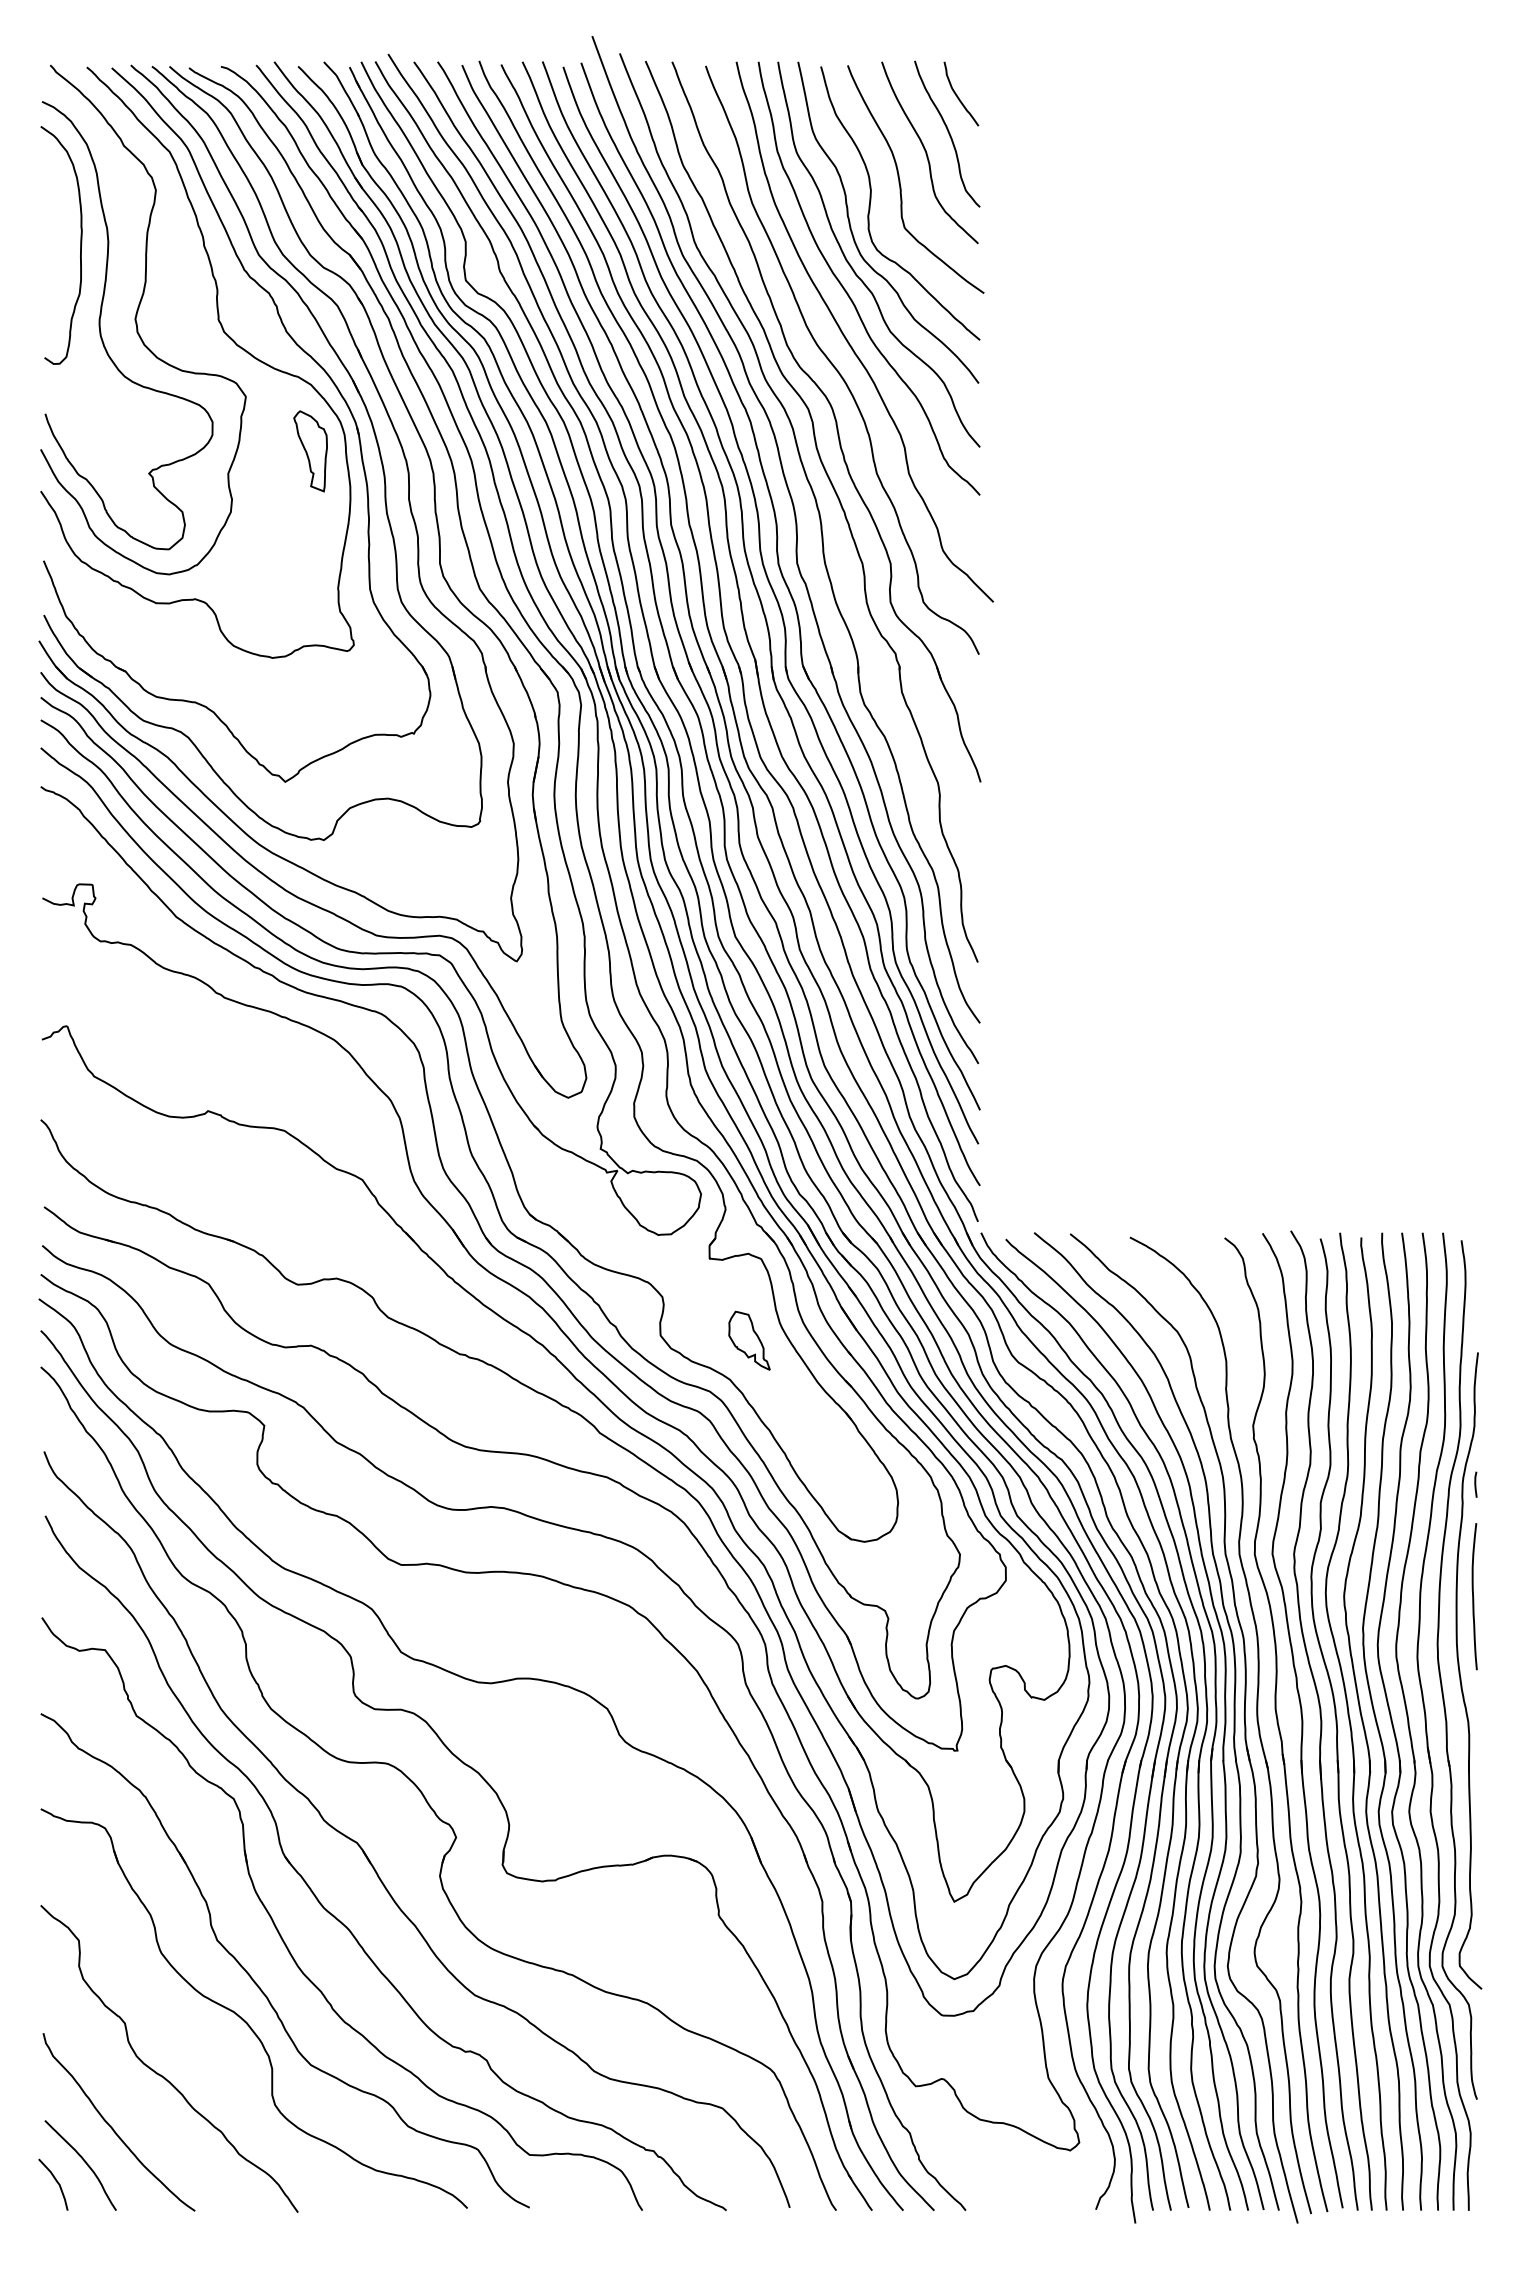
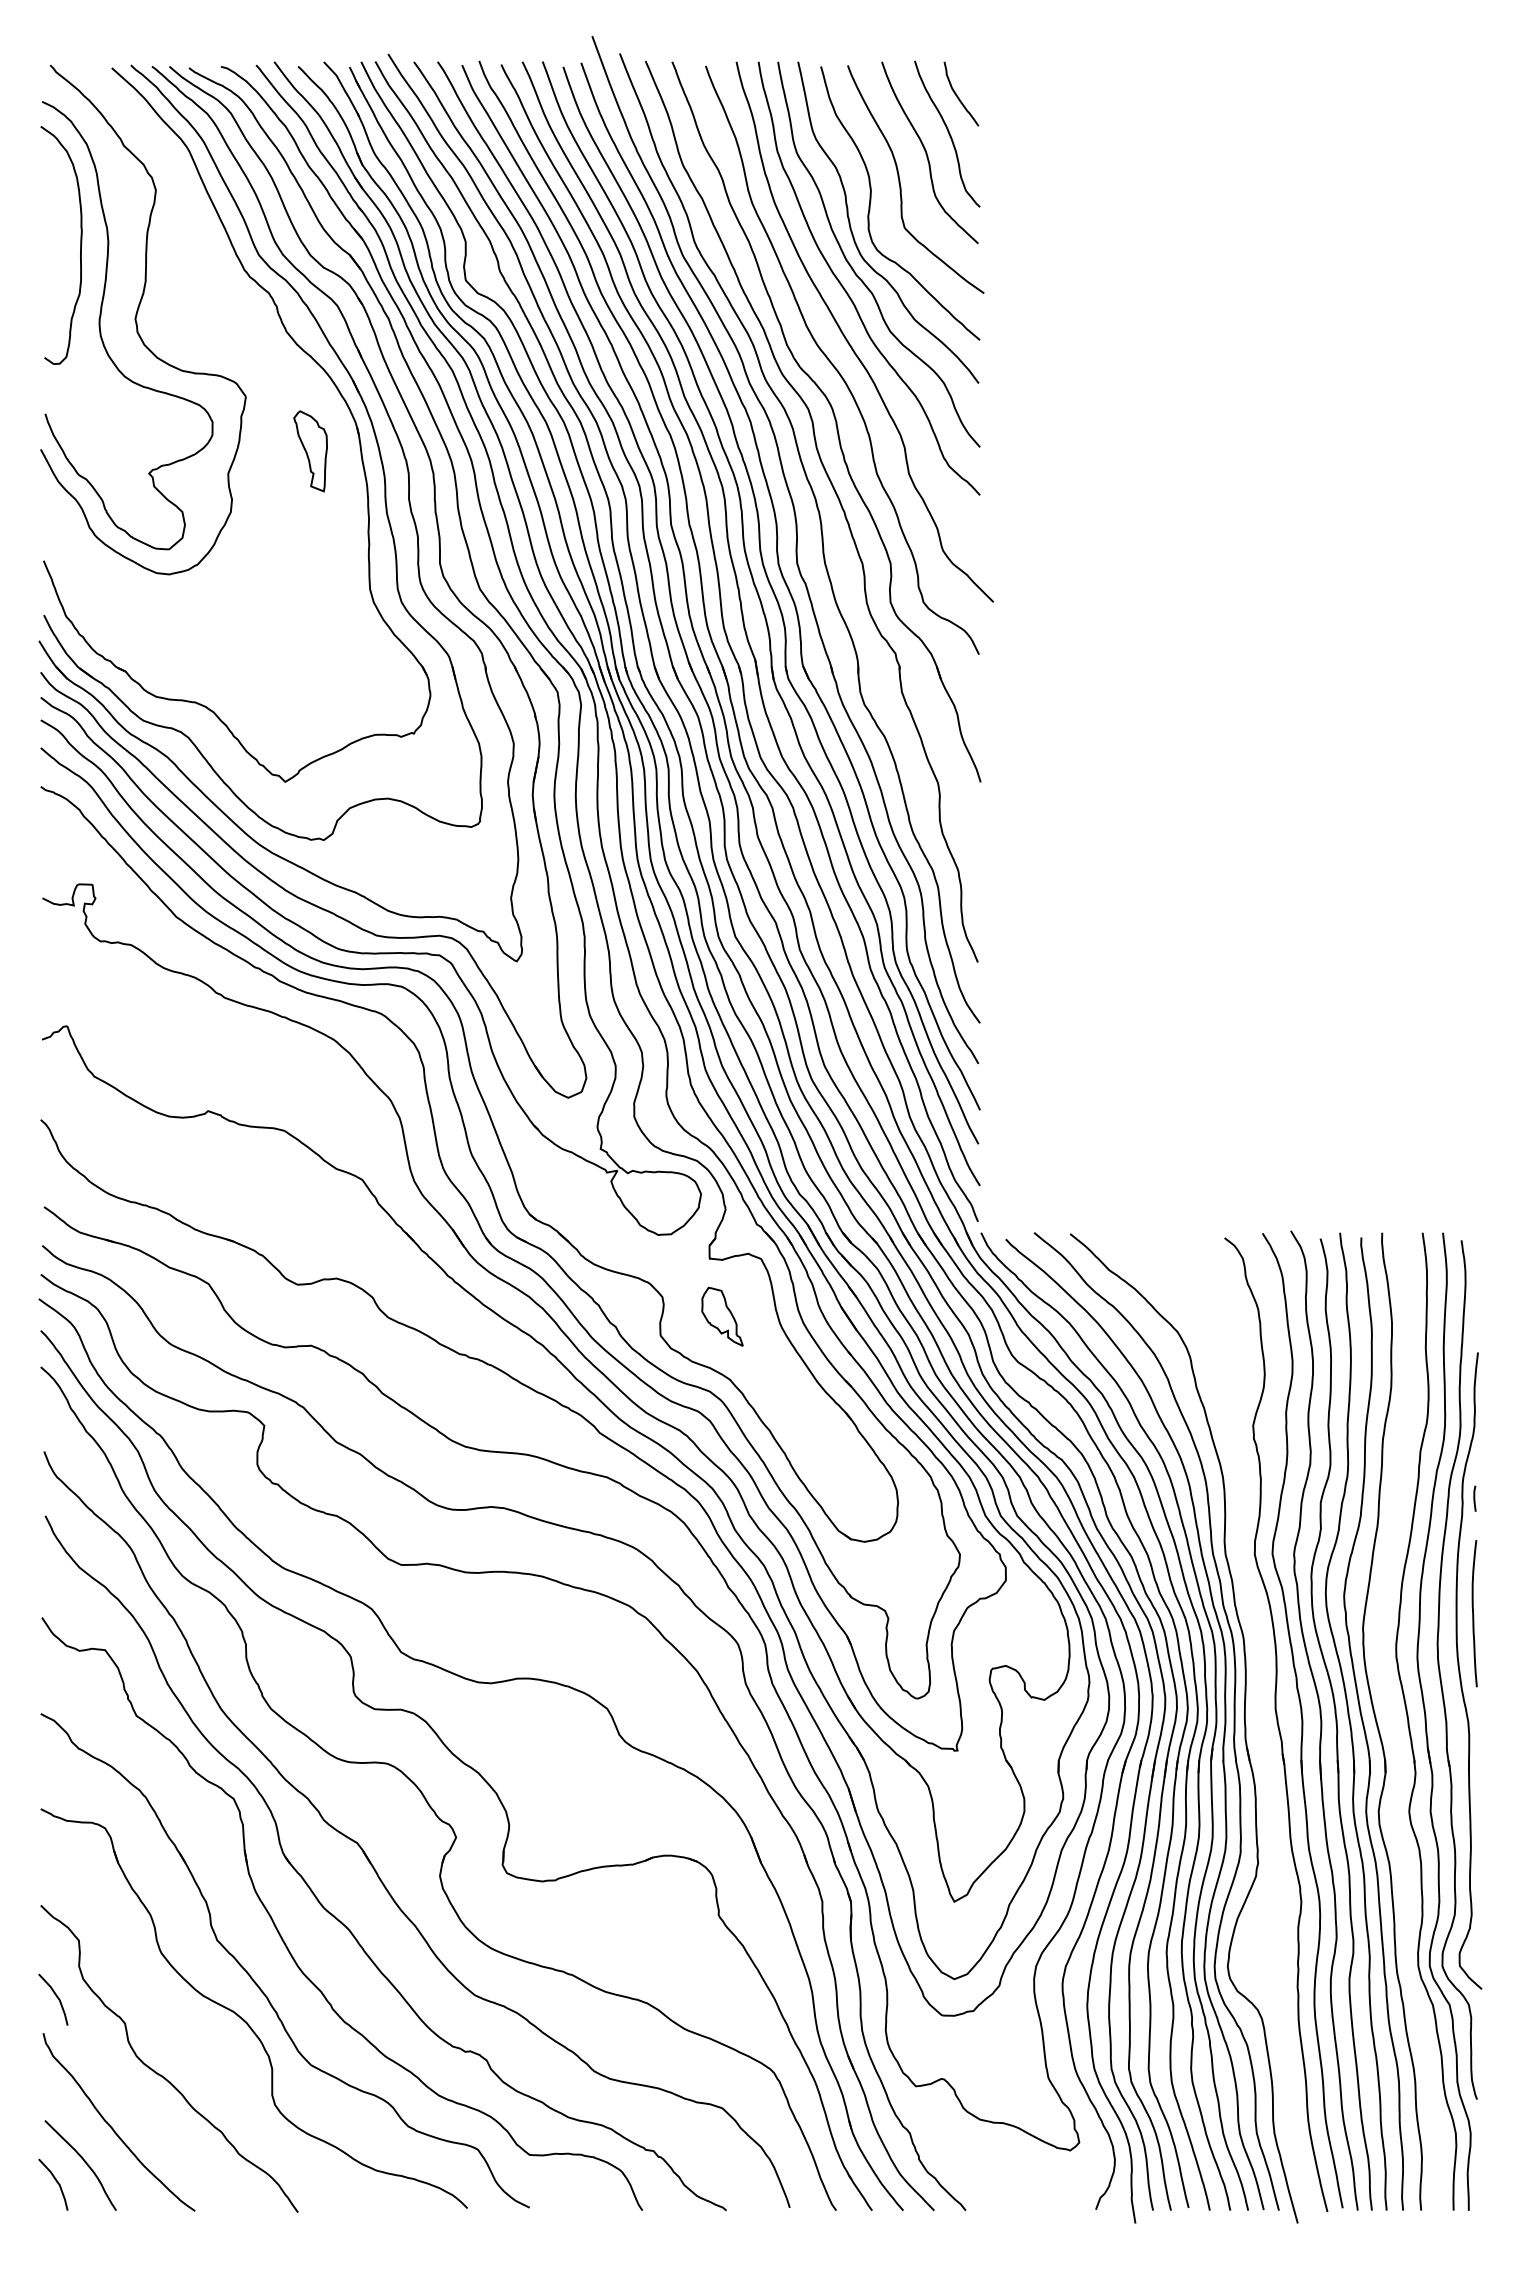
curve: present -> none (225, 334)
part position: (749, 1340) -> (722, 1316) (722, 1316)
line position: (1475, 1484) -> (1474, 1498) (1474, 1498)
curve position: (1473, 1596) -> (1473, 1613) (1473, 1613)
part: present -> none (1256, 1721)
part: present -> none (1393, 1723)
curve: none -> present (55, 1996)
